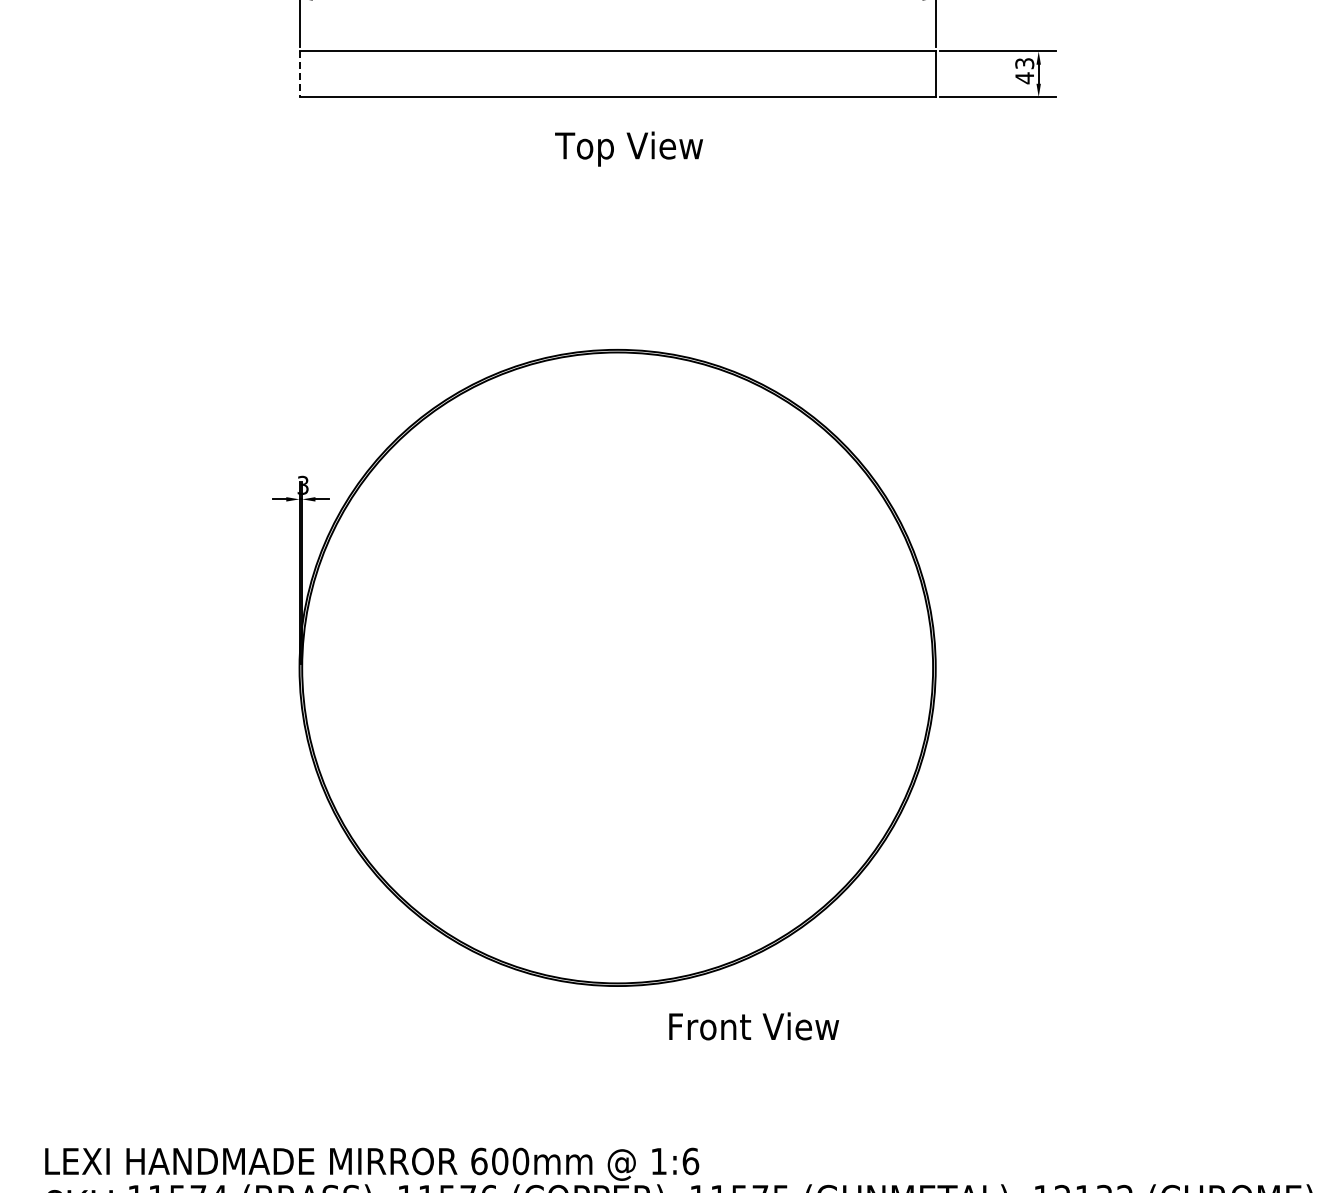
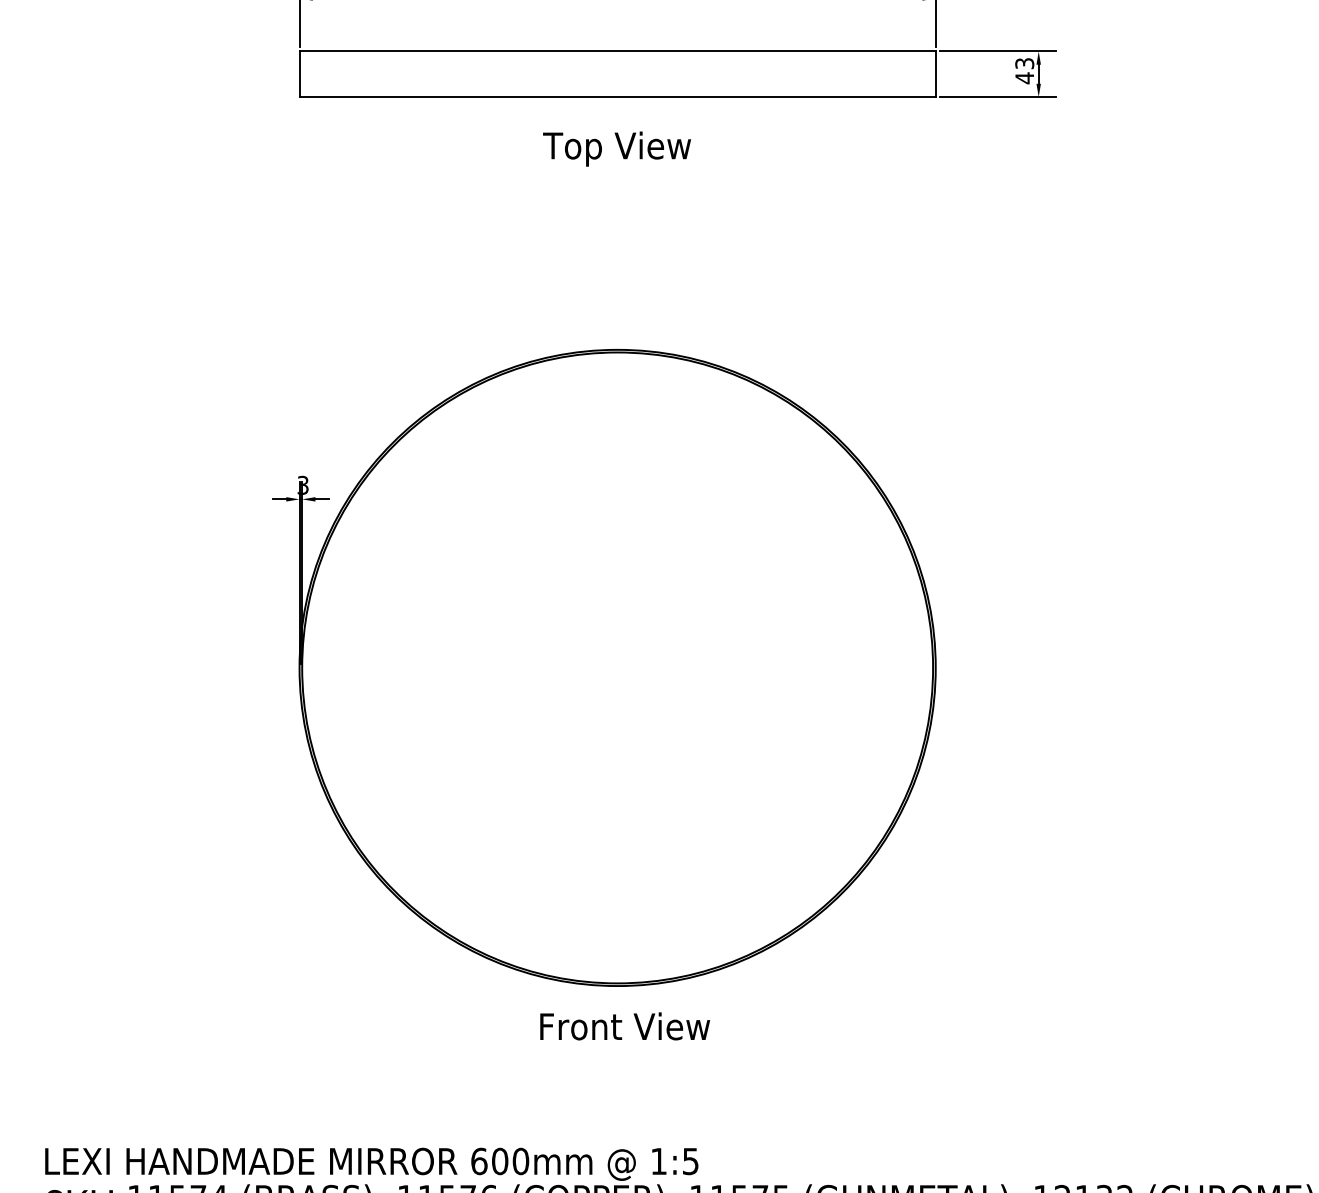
line: dashed -> solid (299, 74)
text position: (628, 148) -> (616, 148) (616, 148)
text position: (754, 1026) -> (625, 1026) (625, 1026)
text: 1:6 -> 1:5 (690, 1161)
